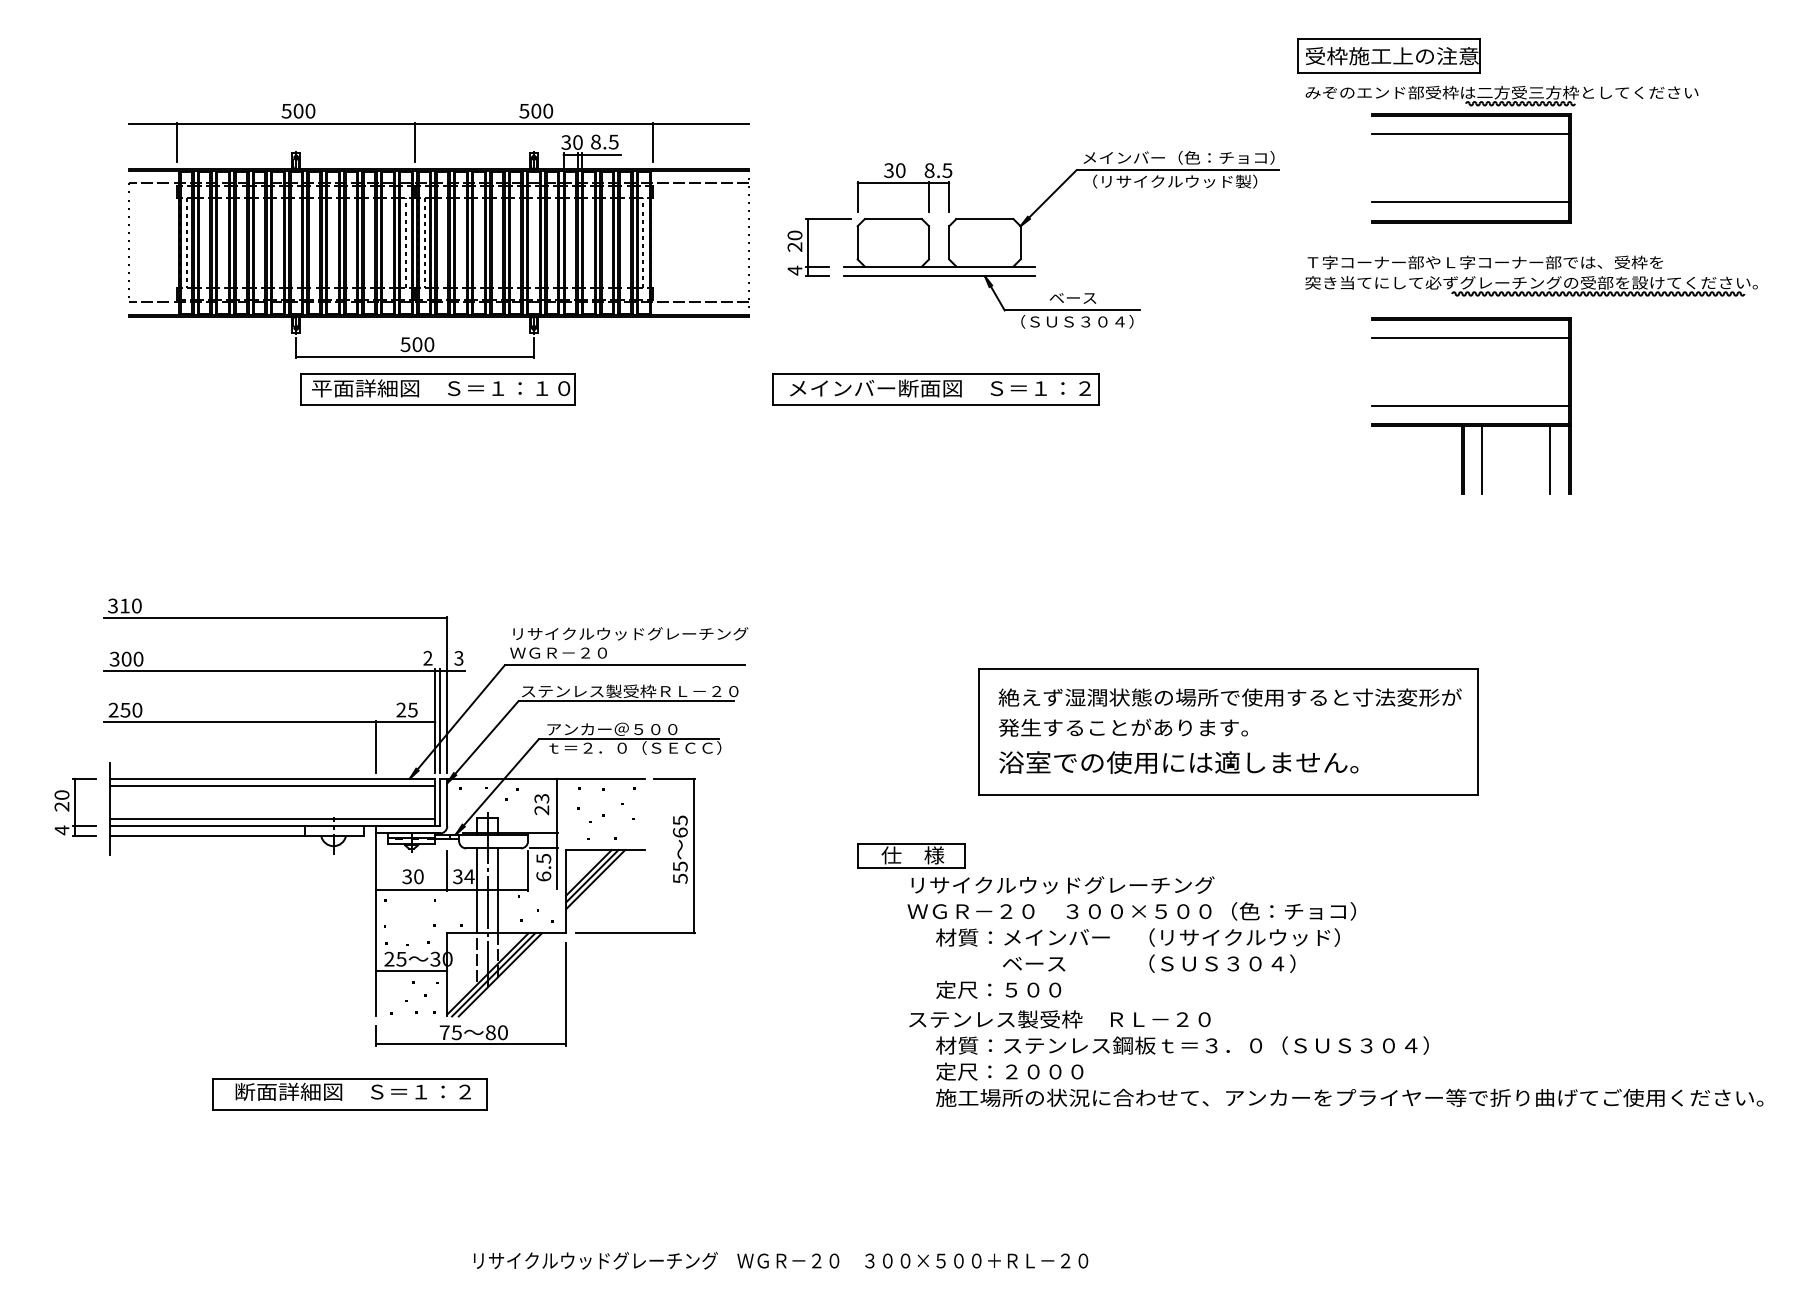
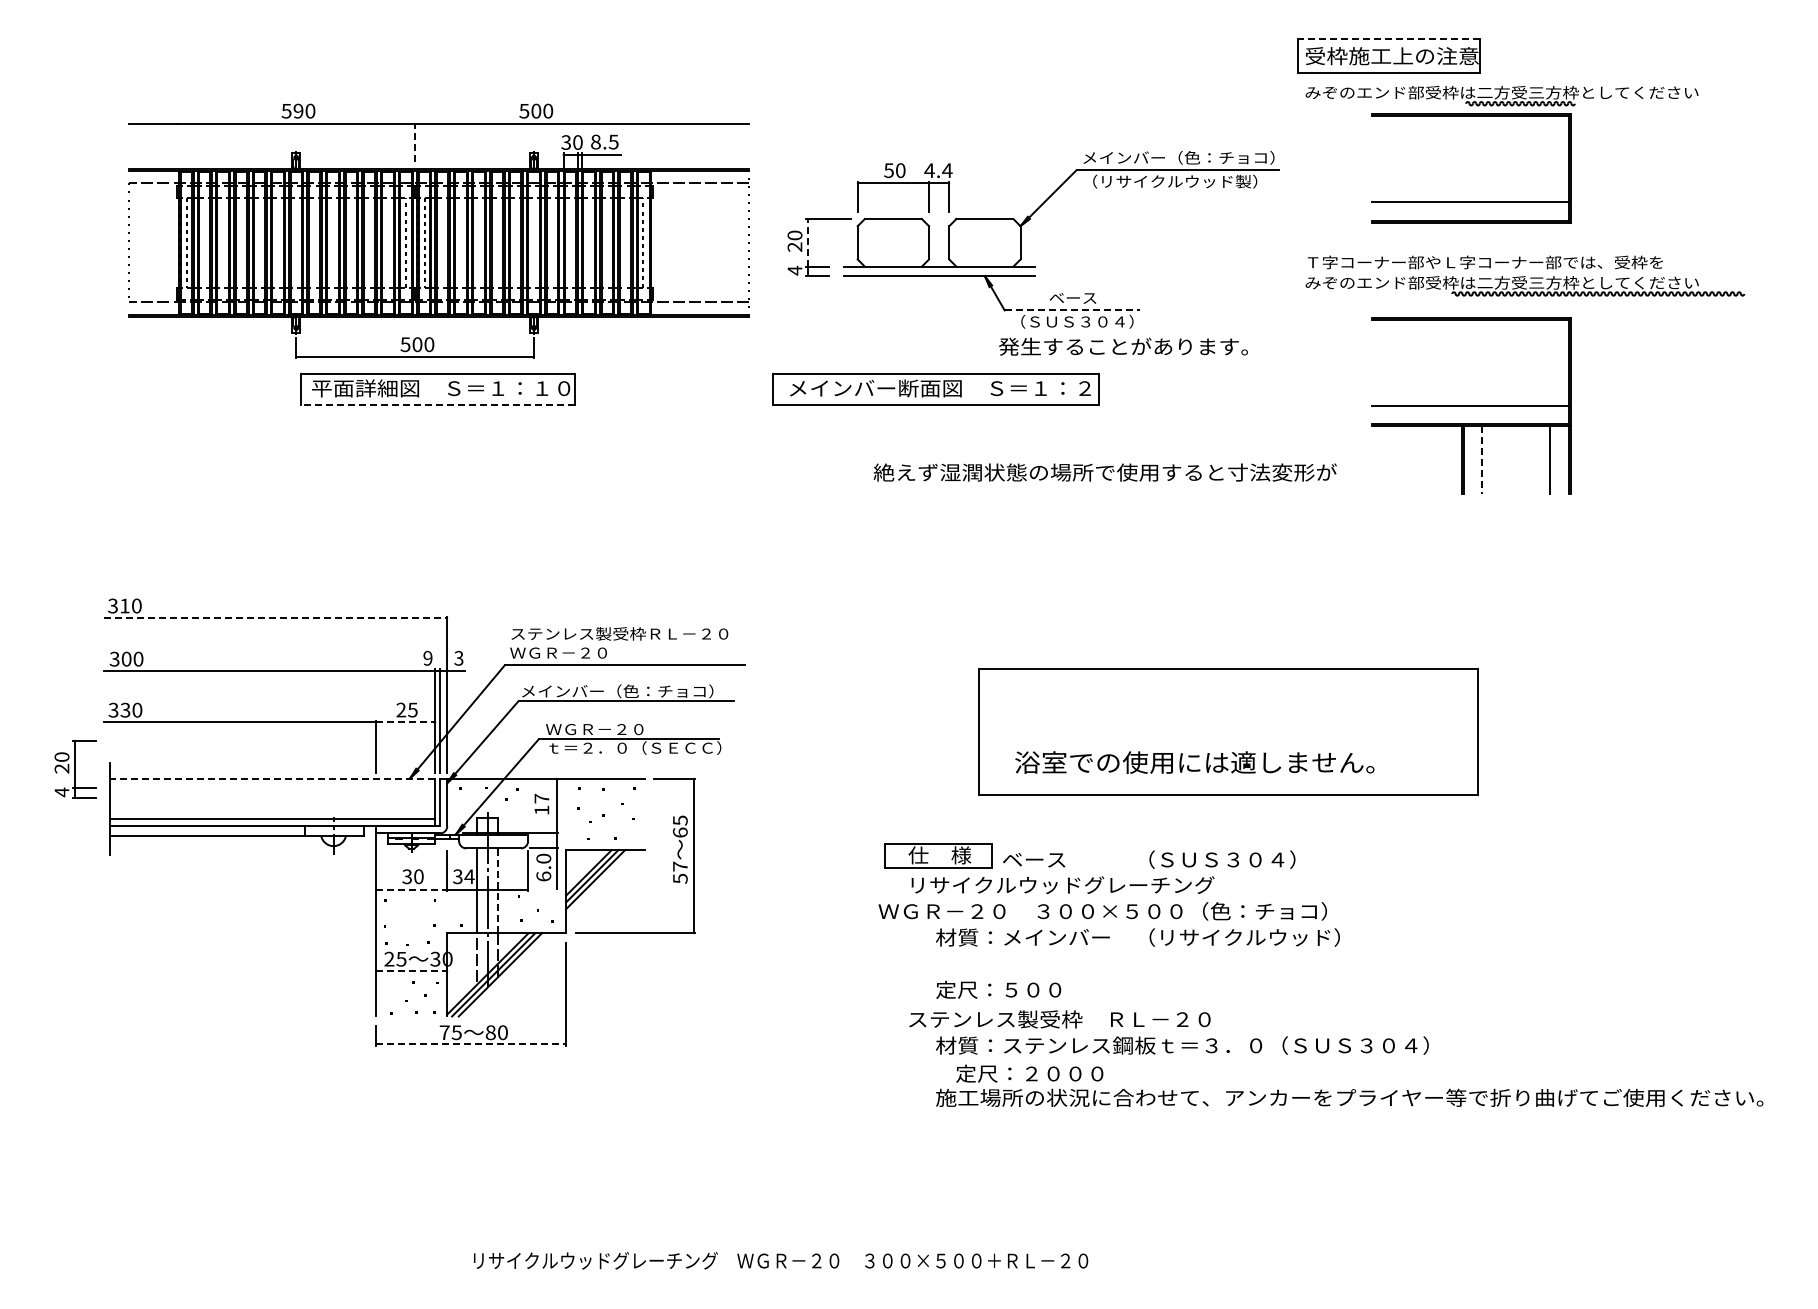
line: solid -> dashed (1388, 39)
text: 500 -> 590 (298, 110)
line: present -> none (1470, 134)
line: present -> none (177, 142)
line: solid -> dashed (415, 142)
line: present -> none (652, 142)
text: 30 -> 50 (888, 170)
text: 8.5 -> 4.4 (938, 170)
line: solid -> dashed (807, 242)
text: 突き当てにして必ずグレーチングの受部を設けてください。 -> みぞのエンド部受枠は二方受三方枠としてください (1531, 282)
line: solid -> dashed (1072, 310)
line: present -> none (1470, 338)
line: solid -> dashed (437, 404)
line: solid -> dashed (1482, 460)
line: solid -> dashed (275, 618)
text: リサイクルウッドグレーチング -> ステンレス製受枠ＲＬ－２０ (629, 633)
text: 2 -> 9 (427, 658)
text: ステンレス製受枠ＲＬ－２０ -> メインバー（色：チョコ） (630, 691)
text position: (1229, 697) -> (1104, 472) (1104, 472)
text: 250 -> 330 (119, 709)
line: solid -> dashed (405, 722)
text position: (1123, 727) -> (1123, 346) (1123, 346)
text: アンカー＠５００ -> ＷＧＲ－２０ (611, 728)
text position: (1178, 762) -> (1194, 762) (1194, 762)
line: solid -> dashed (272, 778)
line: present -> none (272, 785)
text: 23 -> 17 (541, 804)
part position: (75, 806) -> (75, 768) (75, 768)
part position: (911, 855) -> (938, 855) (938, 855)
text: 6.5 -> 6.0 (543, 858)
text: 55 -> 57 (680, 866)
line: solid -> dashed (411, 889)
line: solid -> dashed (498, 890)
text position: (1131, 911) -> (1102, 911) (1102, 911)
text position: (1149, 963) -> (1149, 859) (1149, 859)
line: solid -> dashed (411, 971)
line: solid -> dashed (471, 1044)
text position: (1009, 1071) -> (1029, 1073) (1029, 1073)
part: present -> none (349, 1094)
